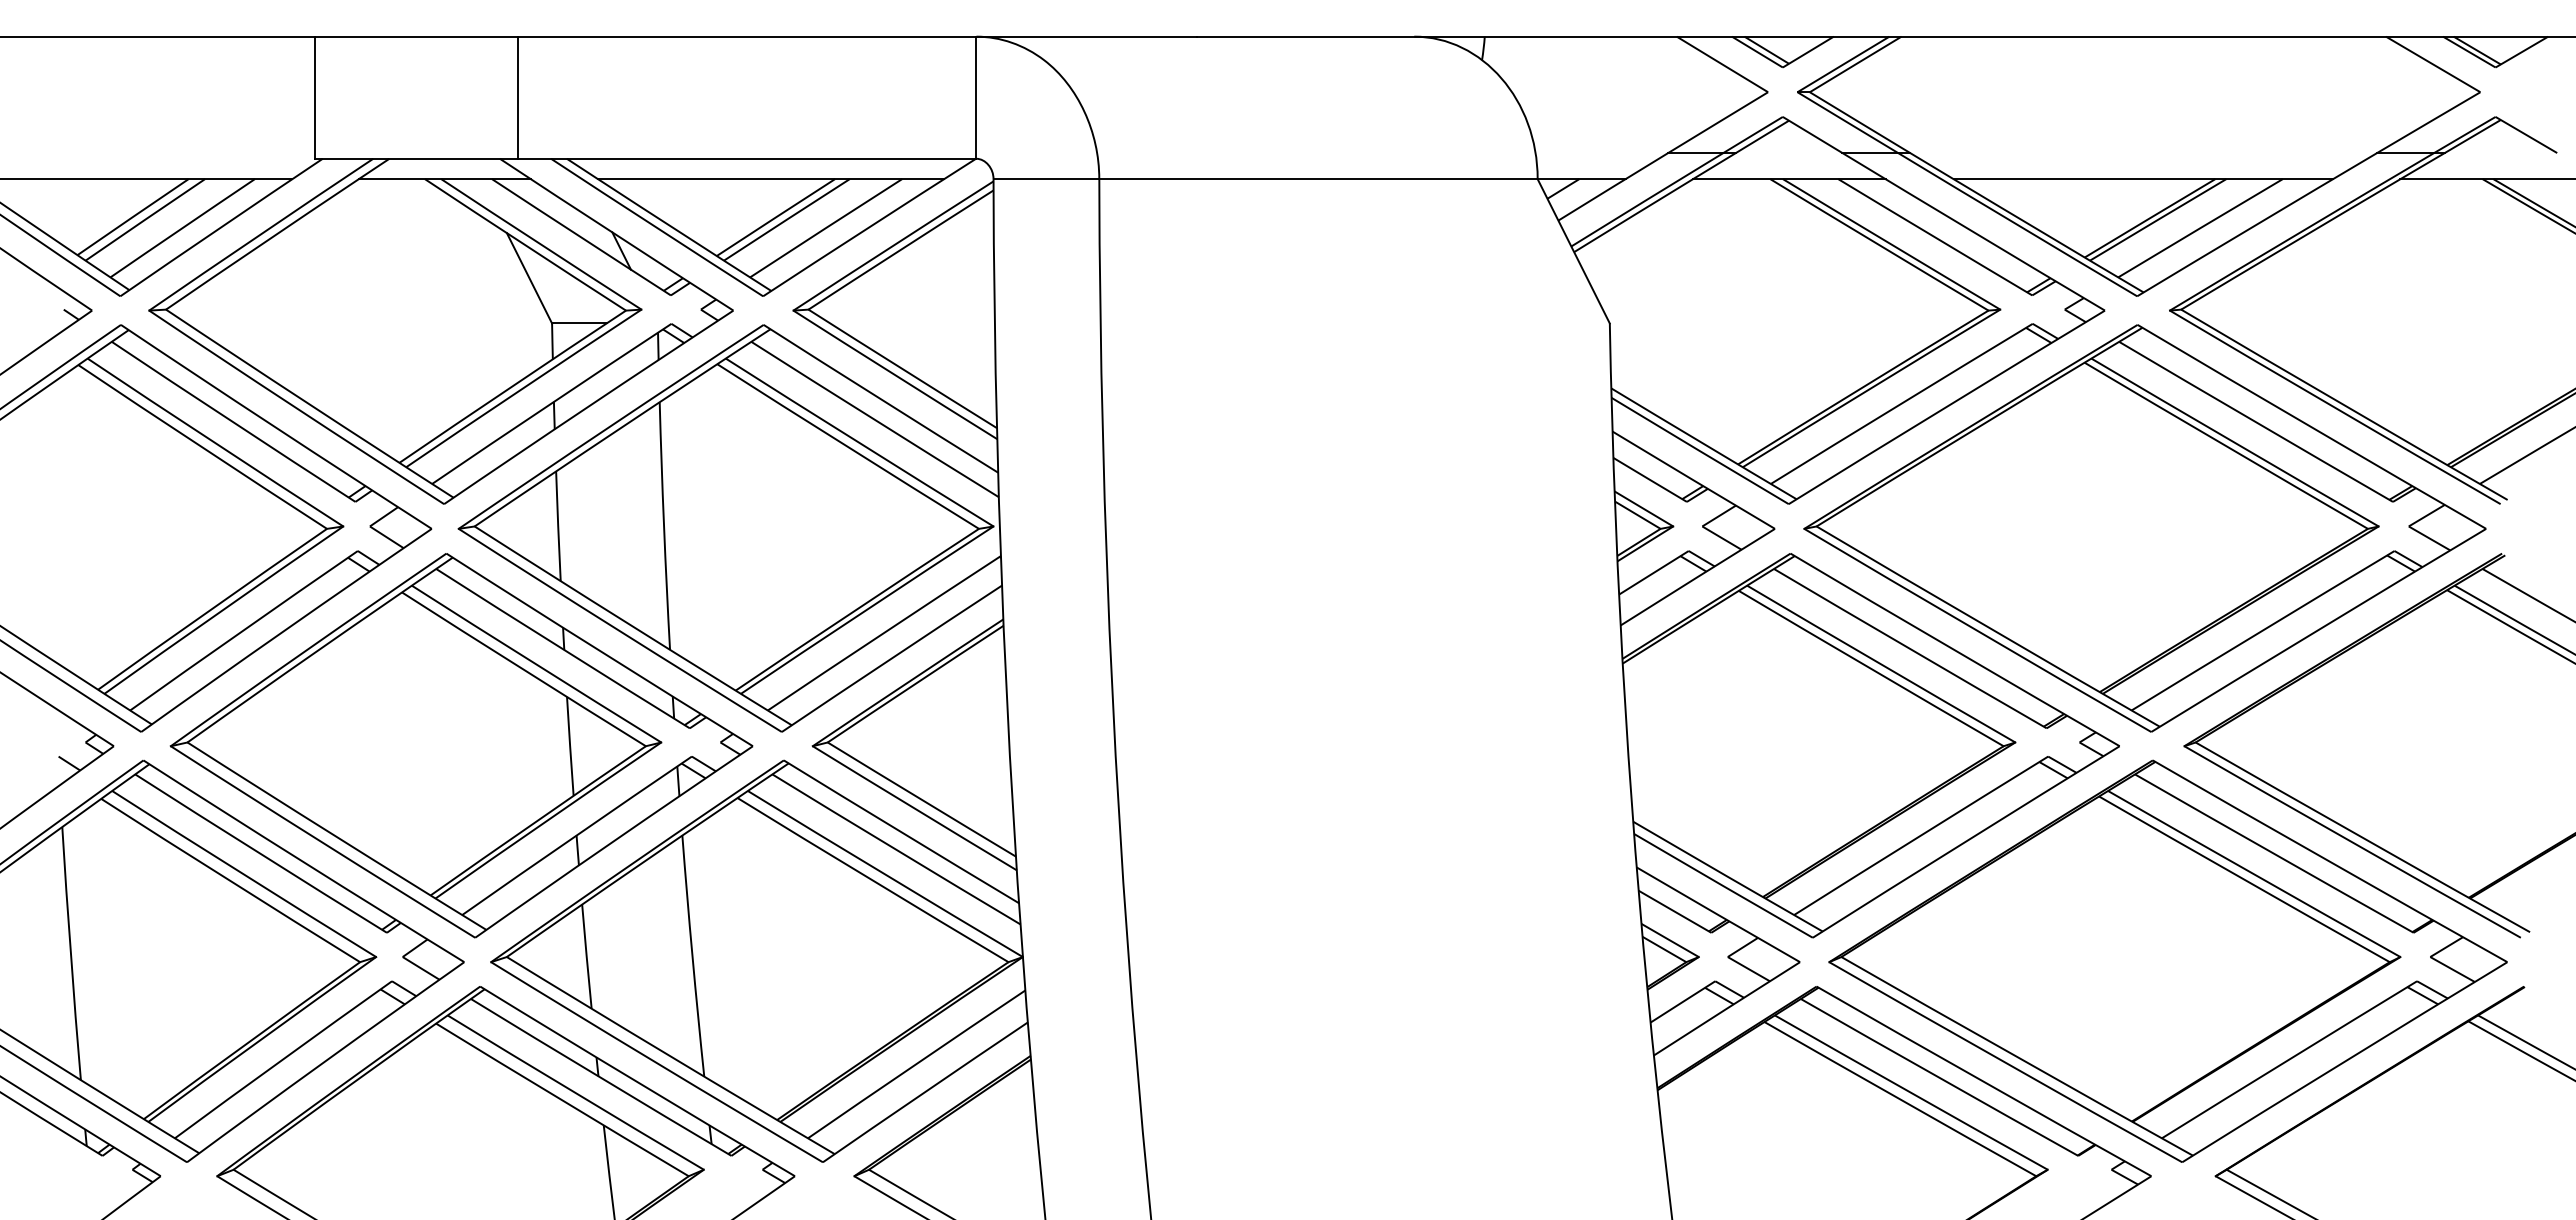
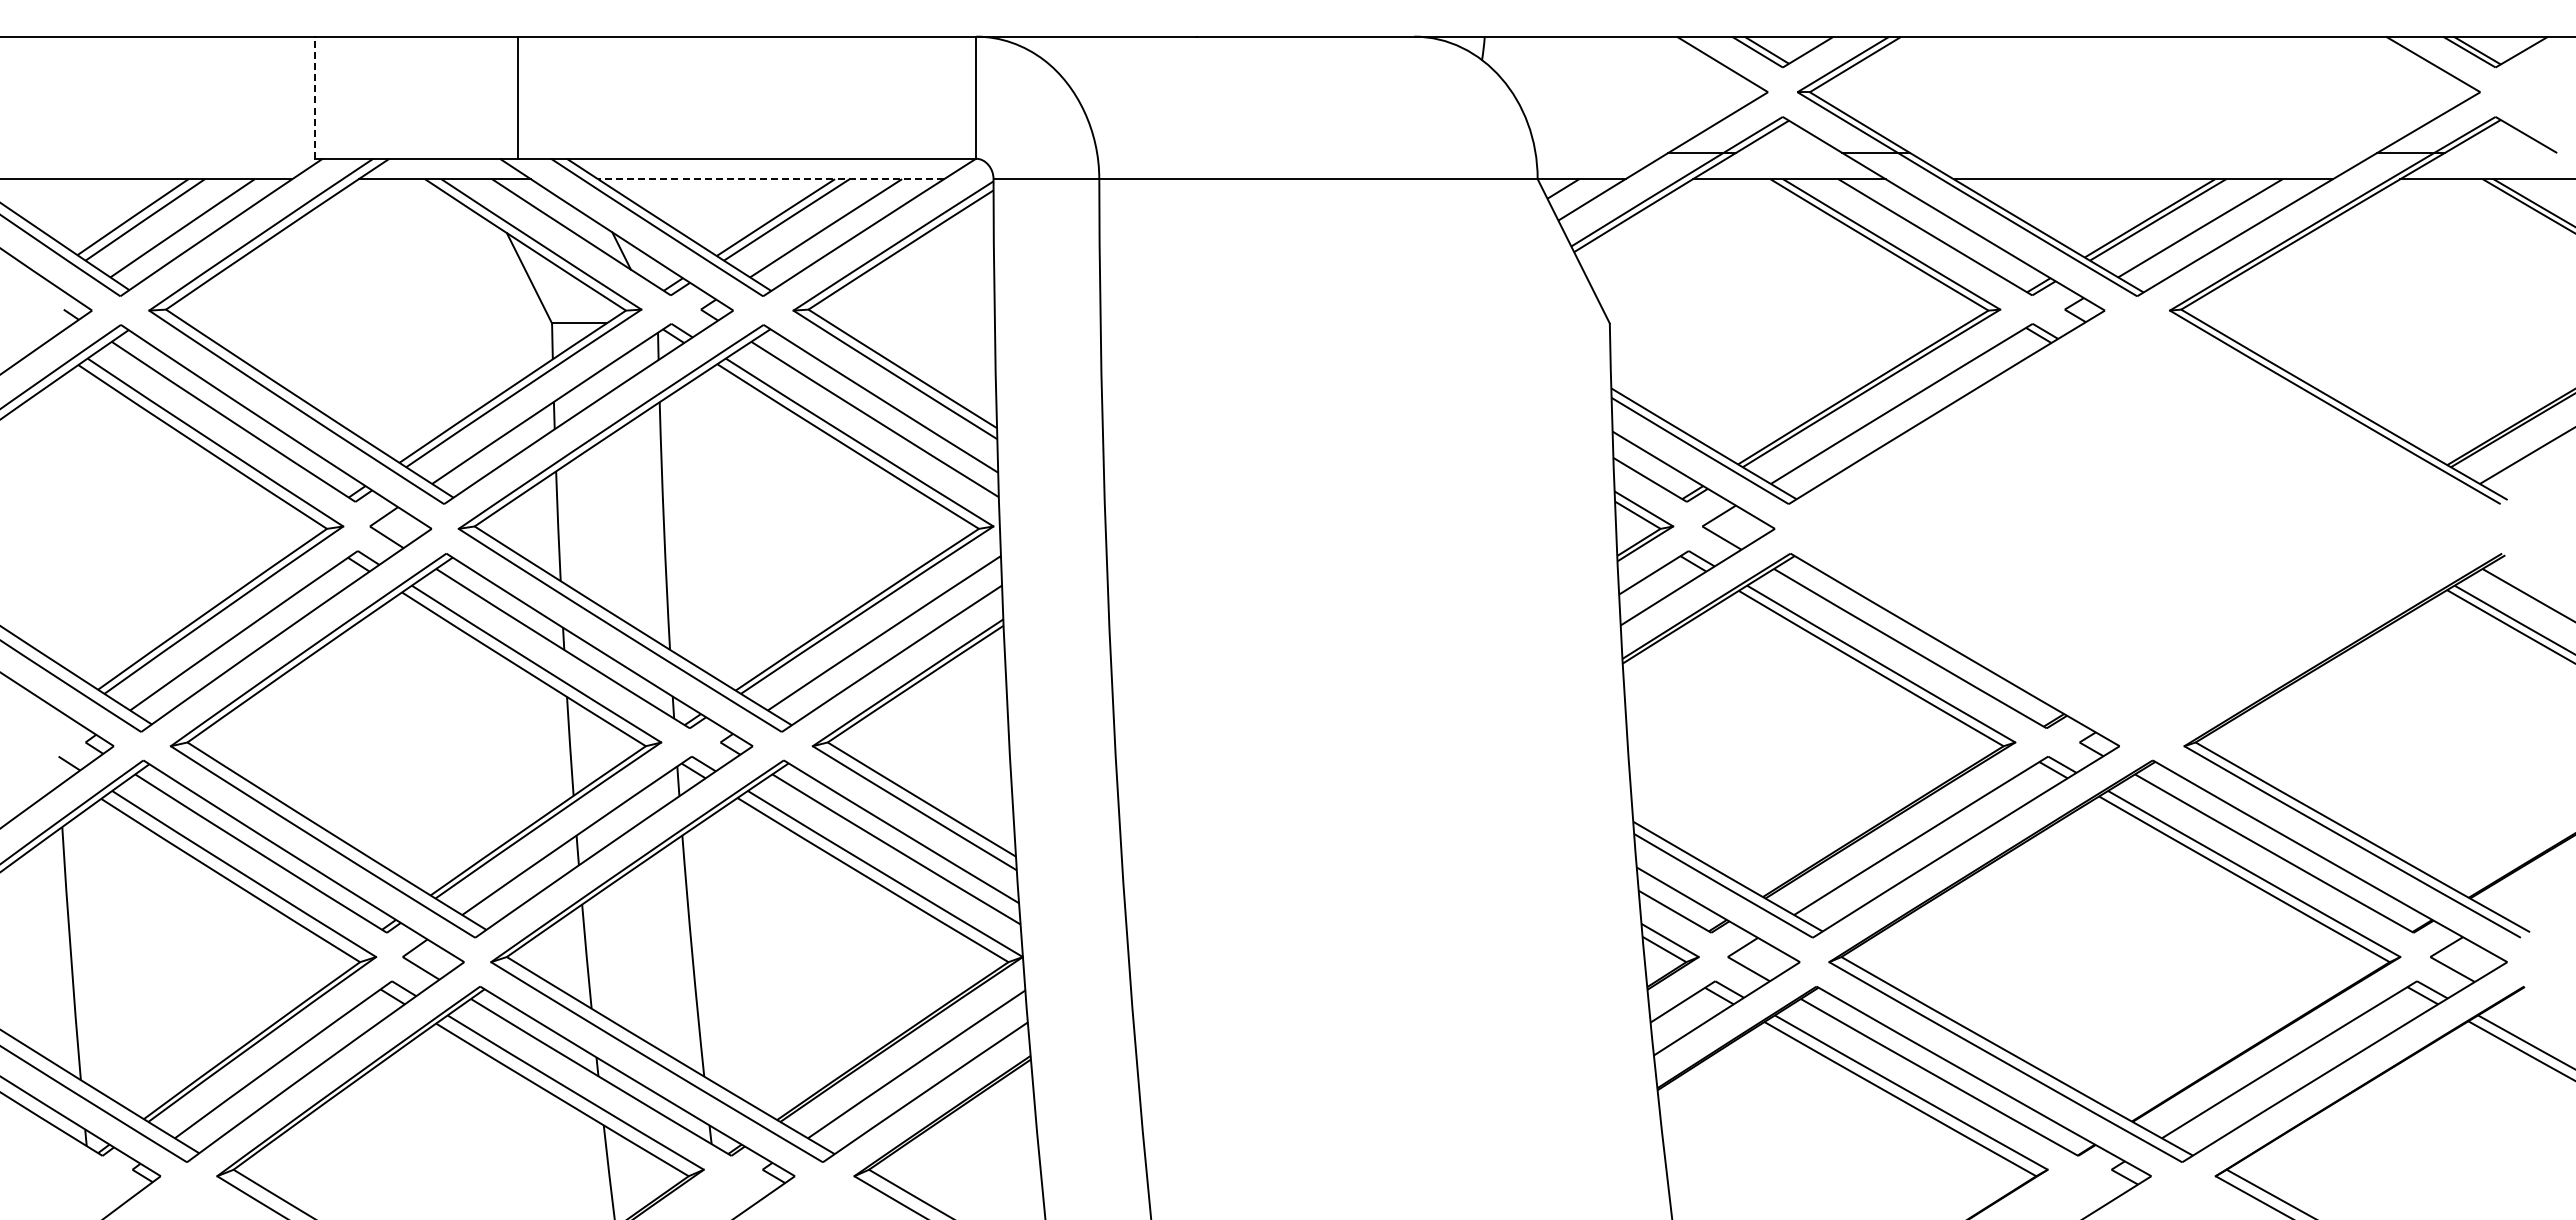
line: solid -> dashed (314, 97)
line: solid -> dashed (770, 179)
part: present -> none (2144, 528)
